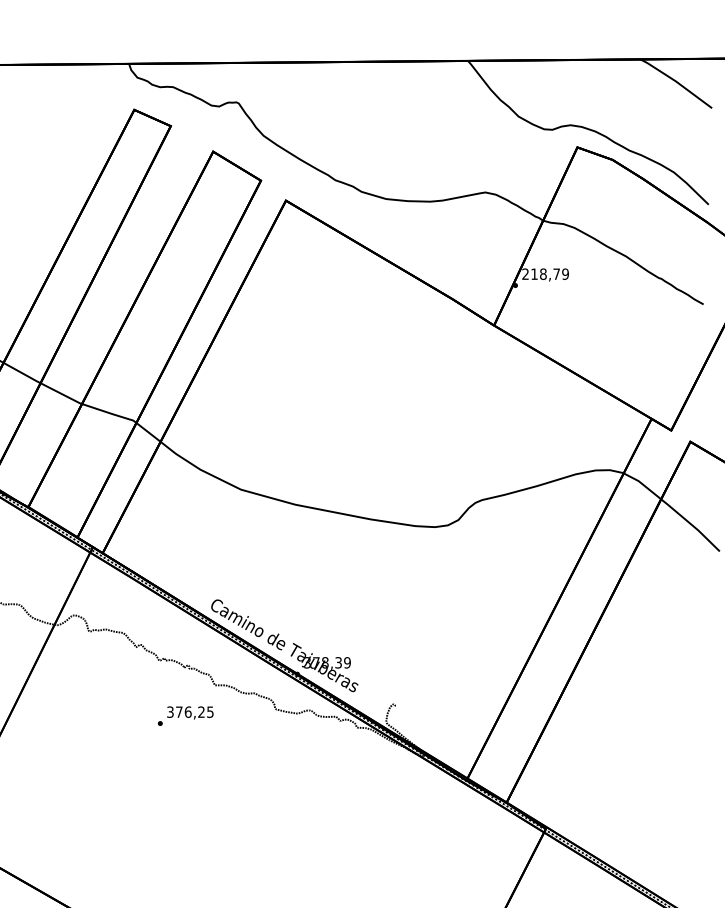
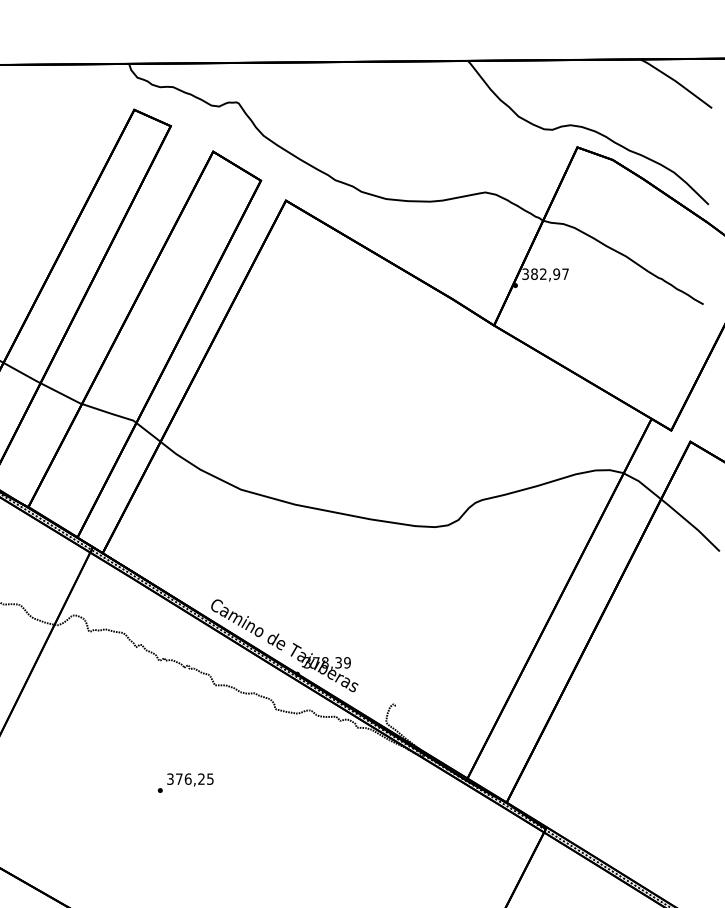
text: 218,79 -> 382,97 (545, 273)
text position: (185, 715) -> (185, 782) (185, 782)
